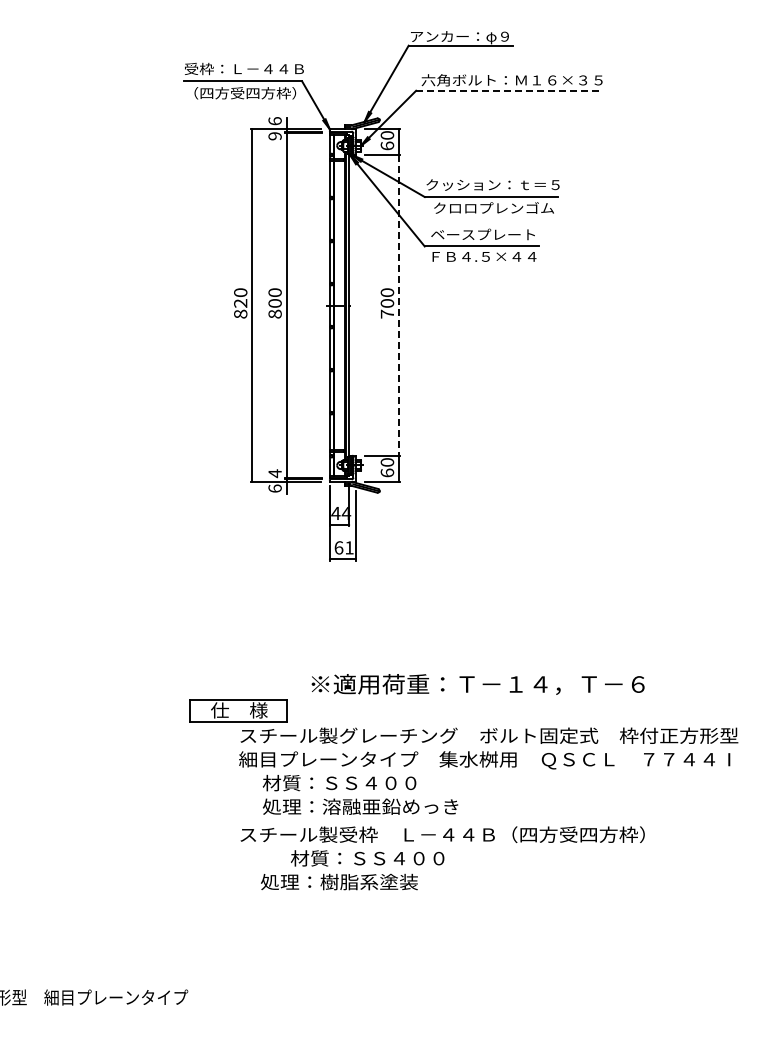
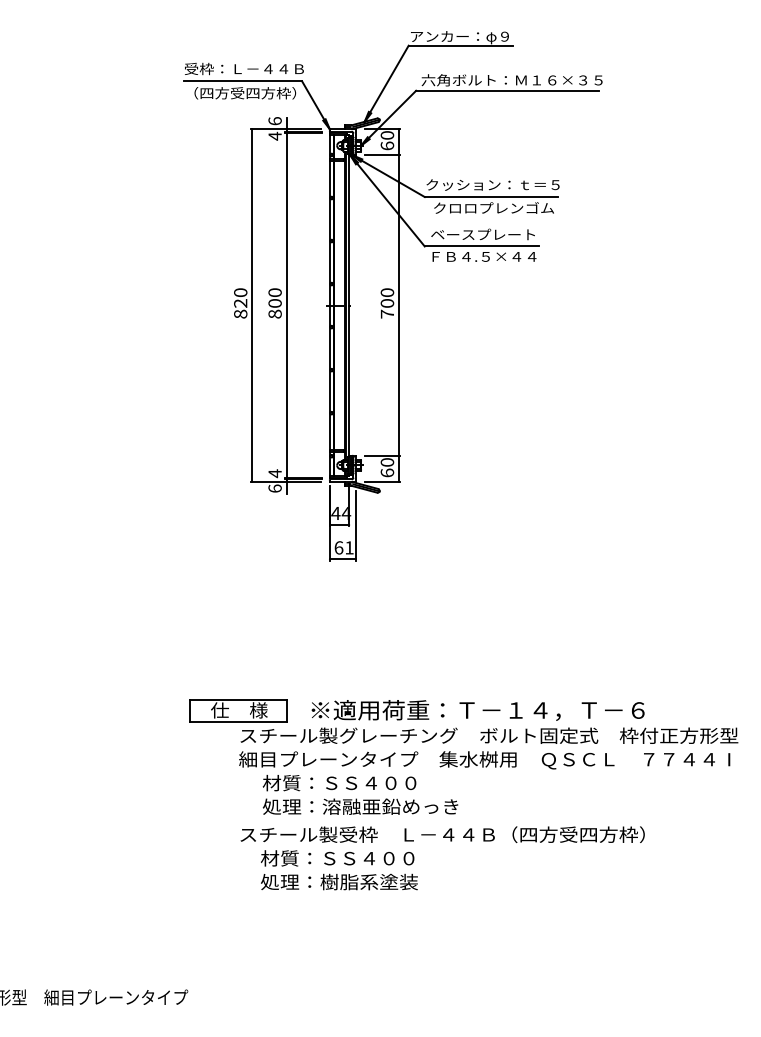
line: dashed -> solid (507, 90)
text: 9 -> 4 (274, 135)
line: dashed -> solid (399, 305)
text position: (477, 684) -> (477, 710) (477, 710)
text position: (367, 858) -> (337, 858) (337, 858)
